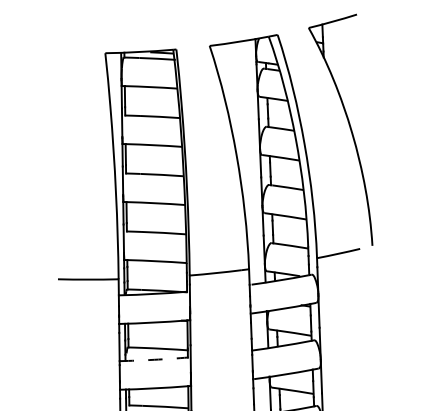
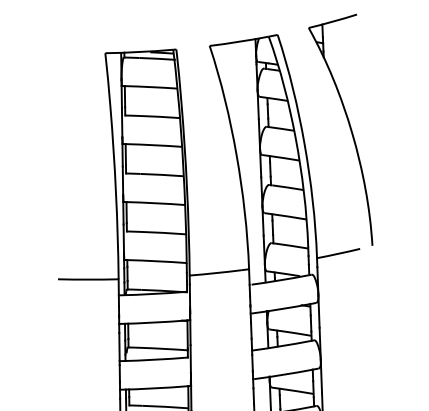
arc: dashed -> solid (154, 359)
